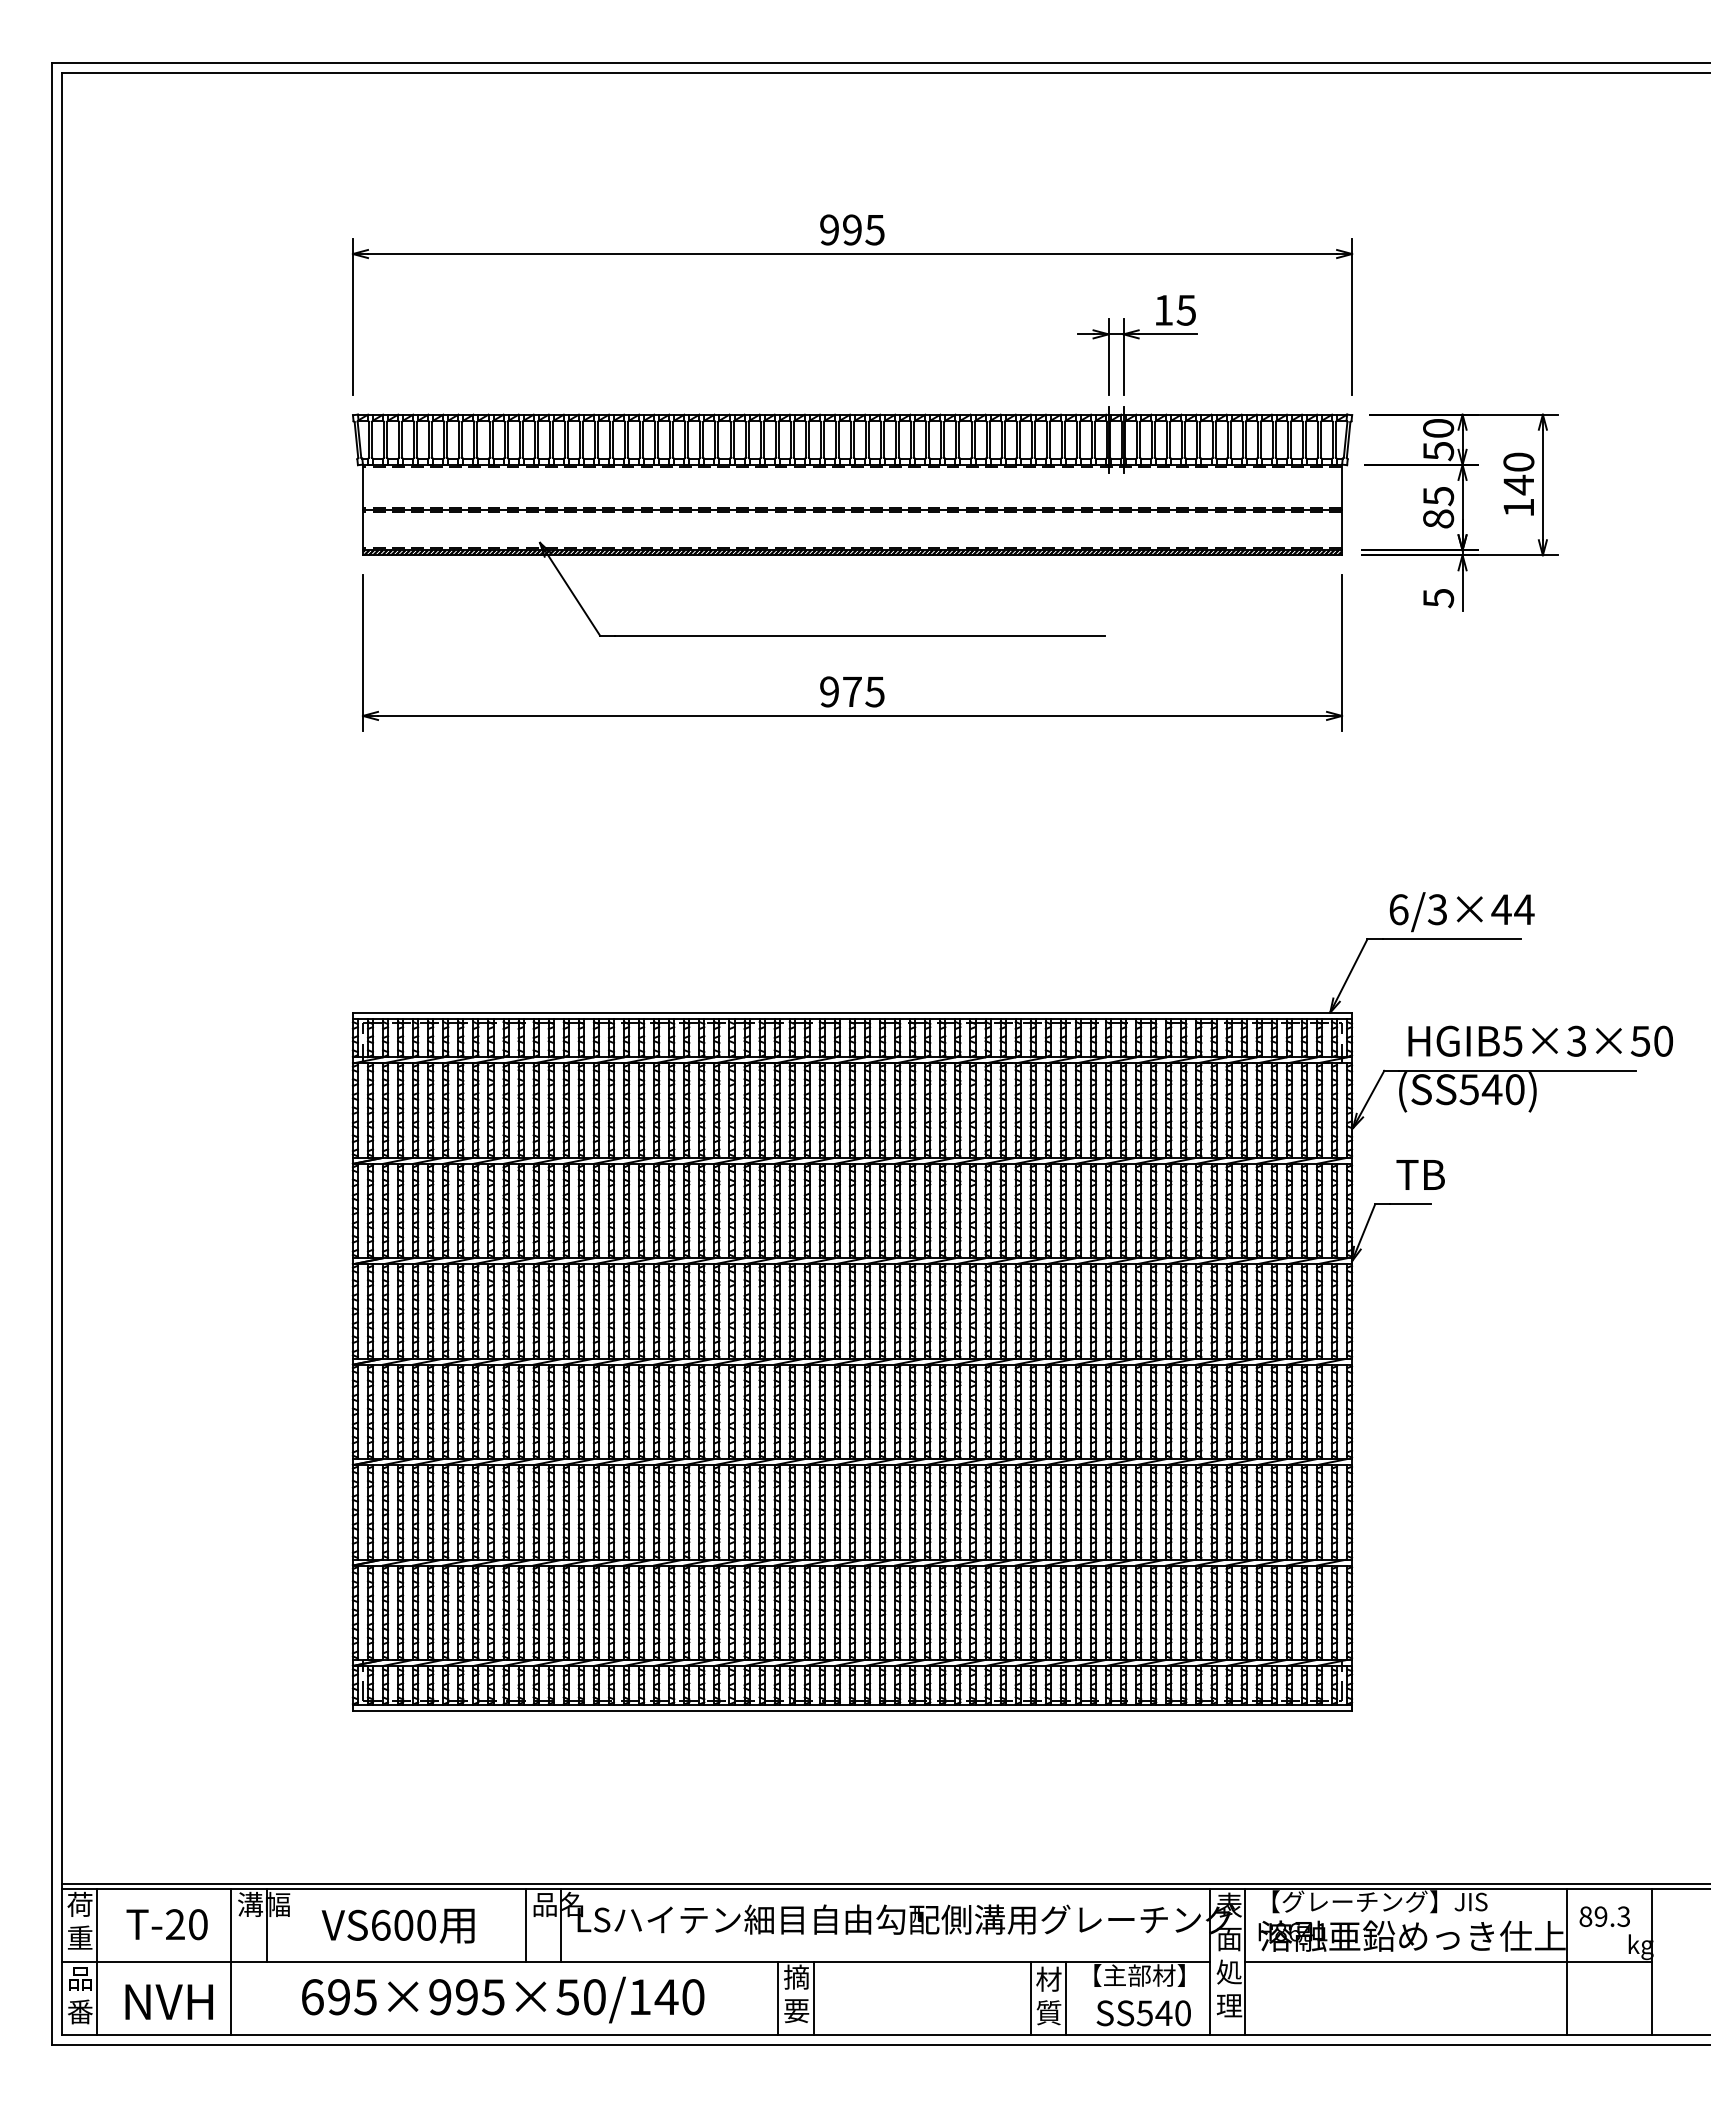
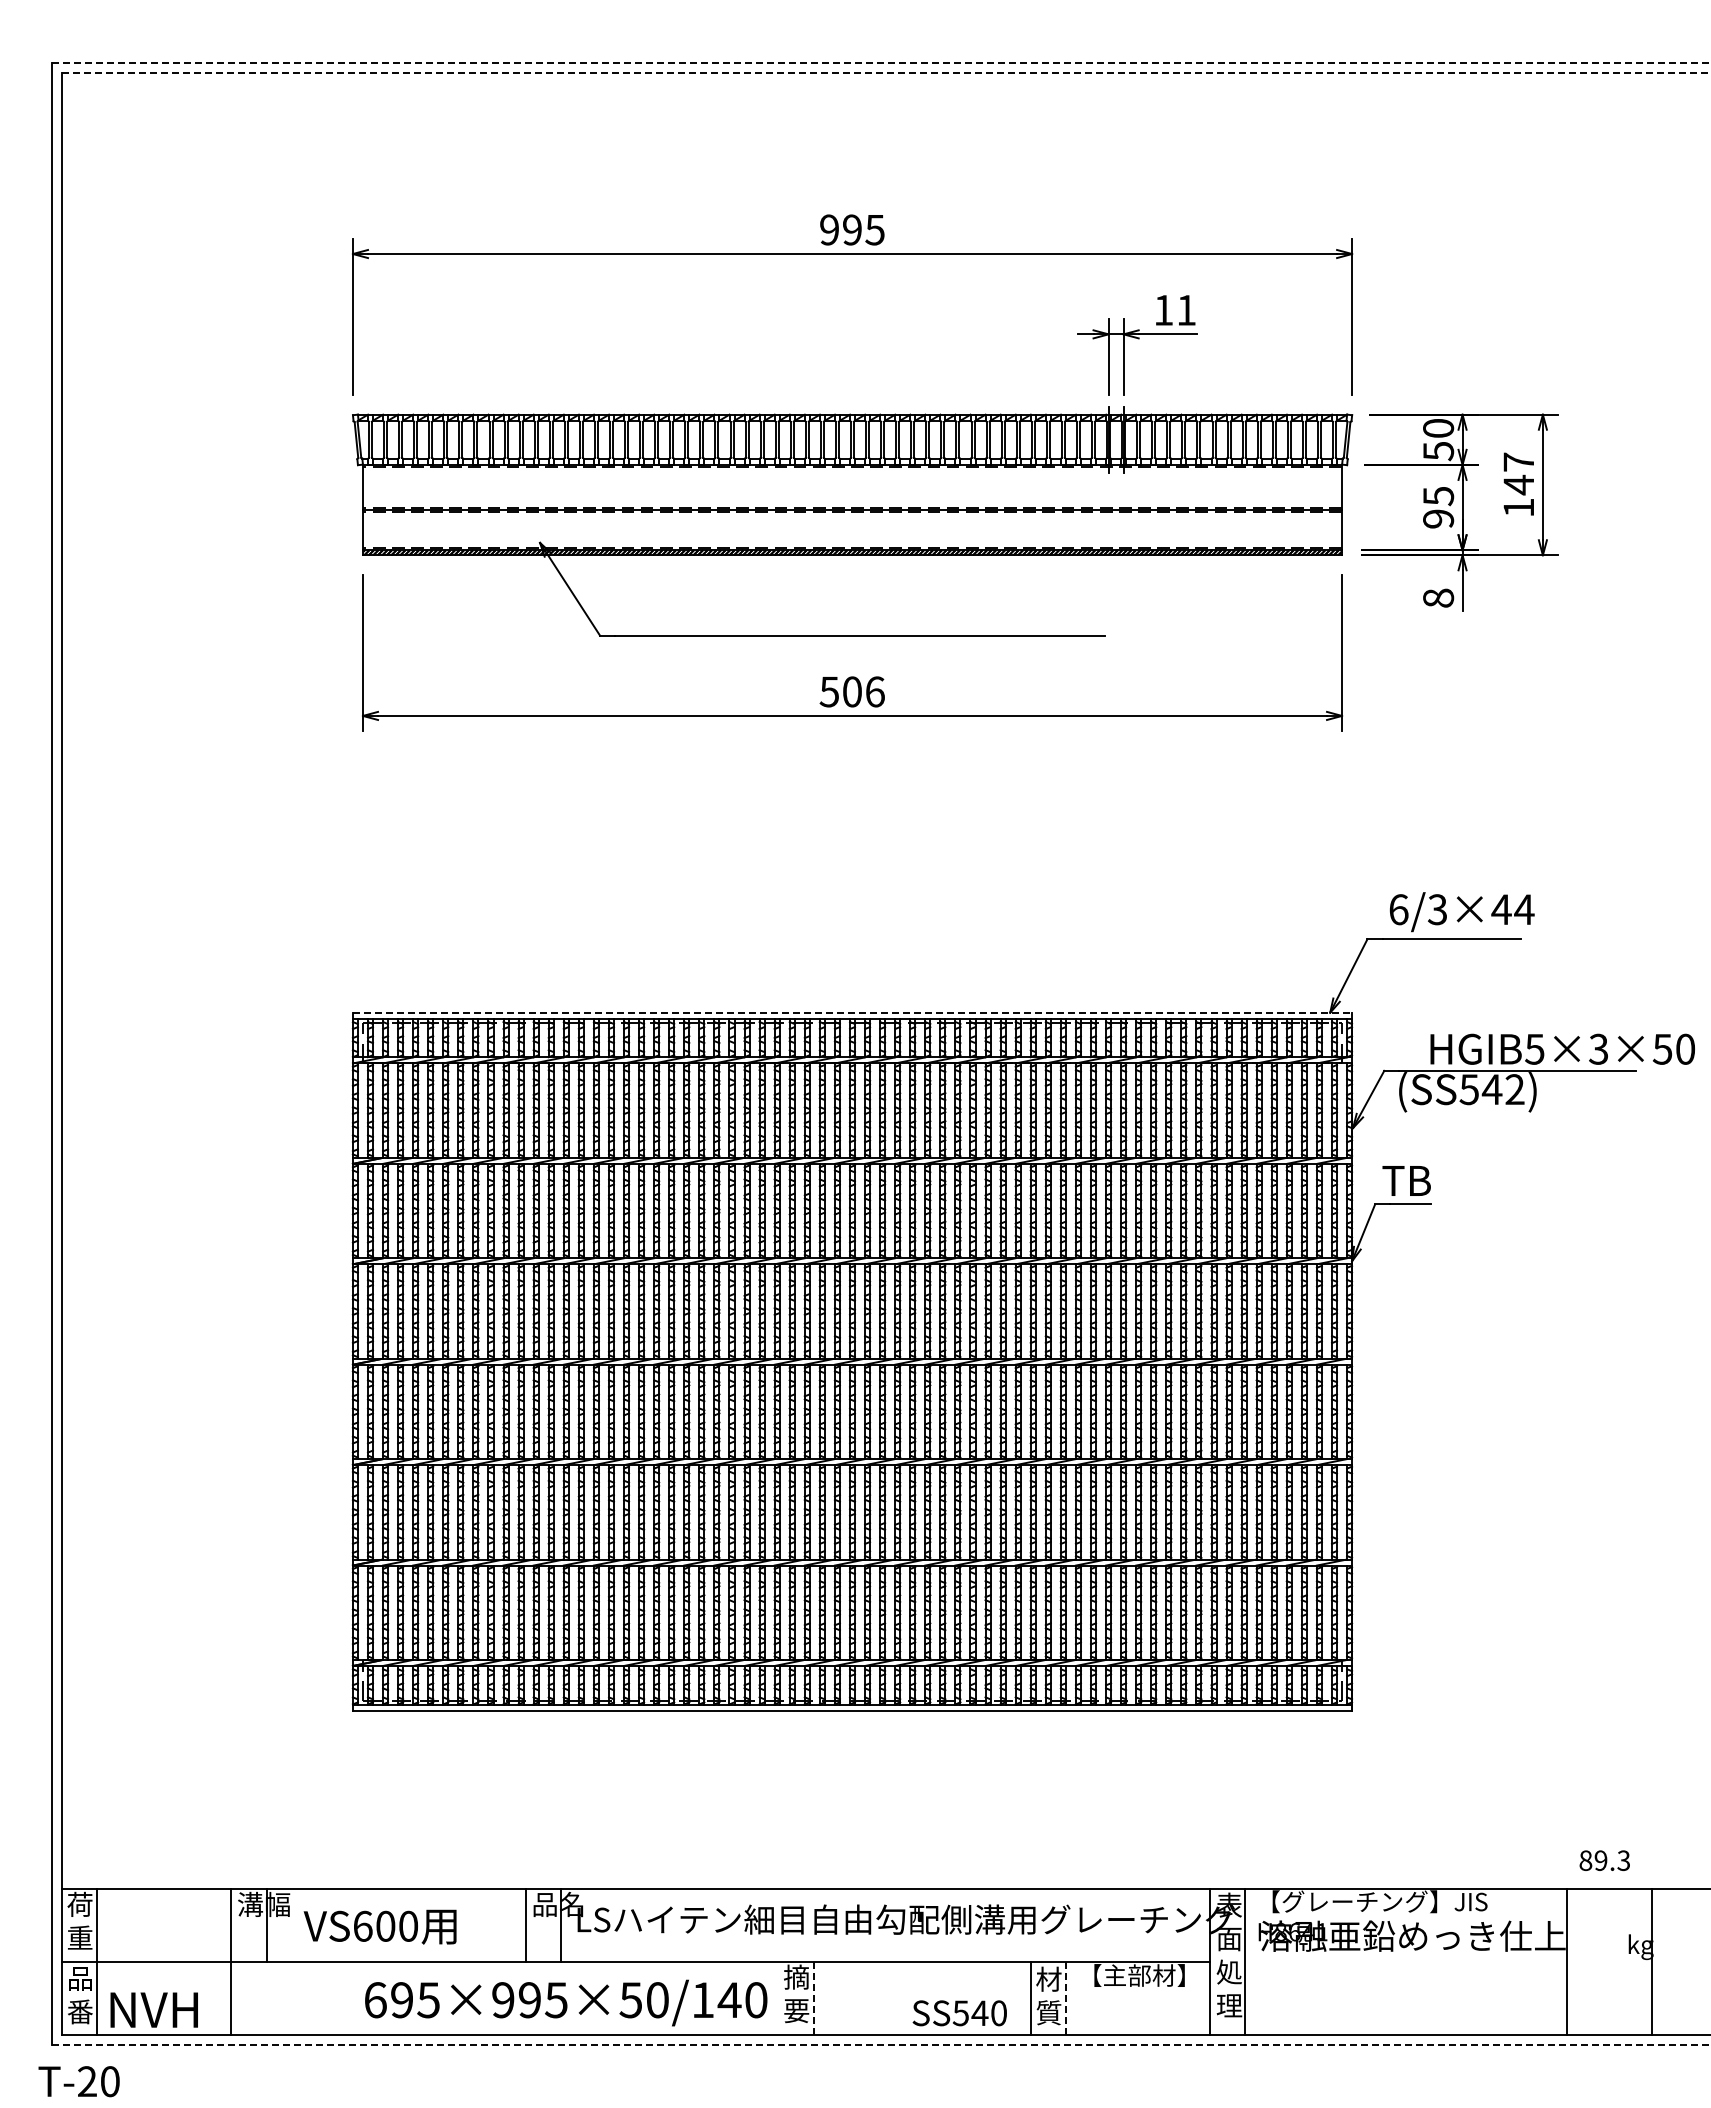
line: solid -> dashed (880, 63)
line: solid -> dashed (886, 72)
text: 15 -> 11 (1185, 310)
text: 140 -> 147 (1518, 461)
text: 85 -> 95 (1438, 518)
text: 5 -> 8 (1438, 598)
text: 975 -> 506 (851, 691)
line: solid -> dashed (852, 1012)
text position: (1540, 1040) -> (1562, 1048) (1562, 1048)
text: (SS540) -> (SS542) (1514, 1089)
text position: (1420, 1174) -> (1406, 1180) (1406, 1180)
line: present -> none (884, 1883)
text position: (1604, 1916) -> (1604, 1860) (1604, 1860)
text position: (166, 1924) -> (78, 2081) (78, 2081)
text position: (397, 1925) -> (379, 1926) (379, 1926)
line: present -> none (1448, 1961)
line: present -> none (778, 1997)
line: solid -> dashed (813, 1998)
line: solid -> dashed (1065, 1998)
text position: (503, 1999) -> (566, 2002) (566, 2002)
text position: (168, 2001) -> (153, 2009) (153, 2009)
text position: (1143, 2013) -> (959, 2013) (959, 2013)
line: solid -> dashed (881, 2044)
